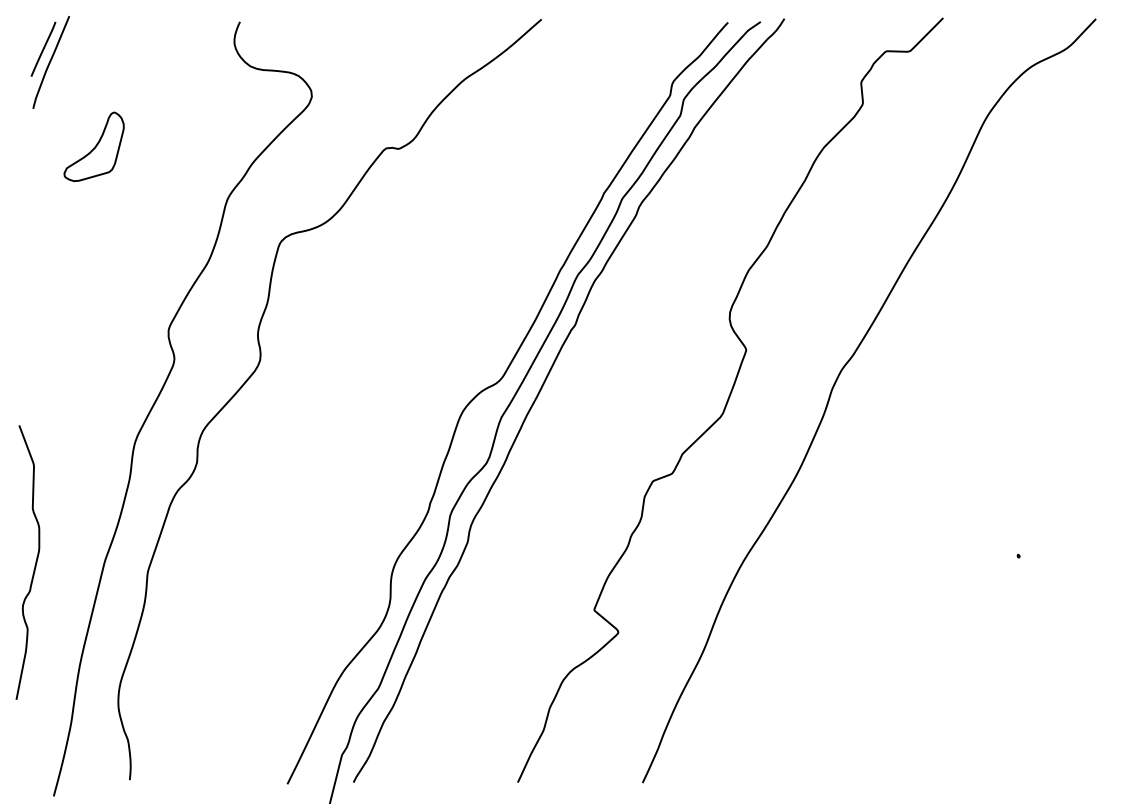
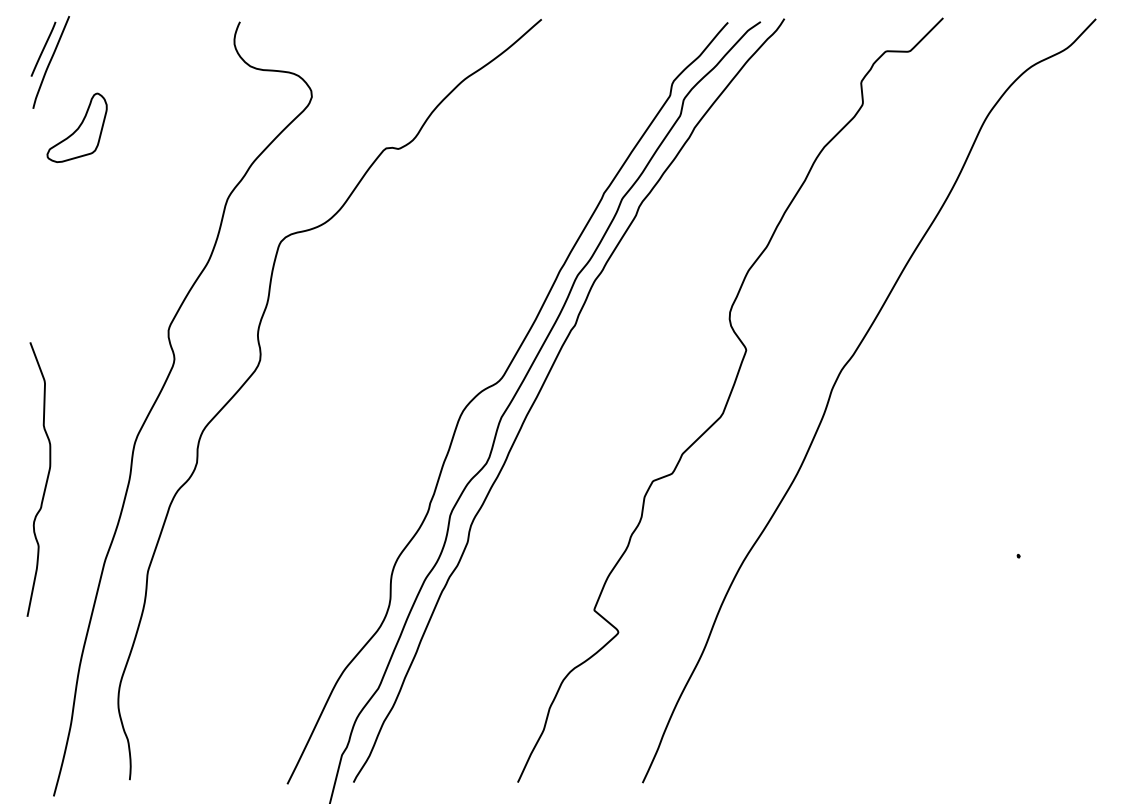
part position: (93, 146) -> (76, 127) (76, 127)
curve position: (34, 565) -> (45, 482) (45, 482)
